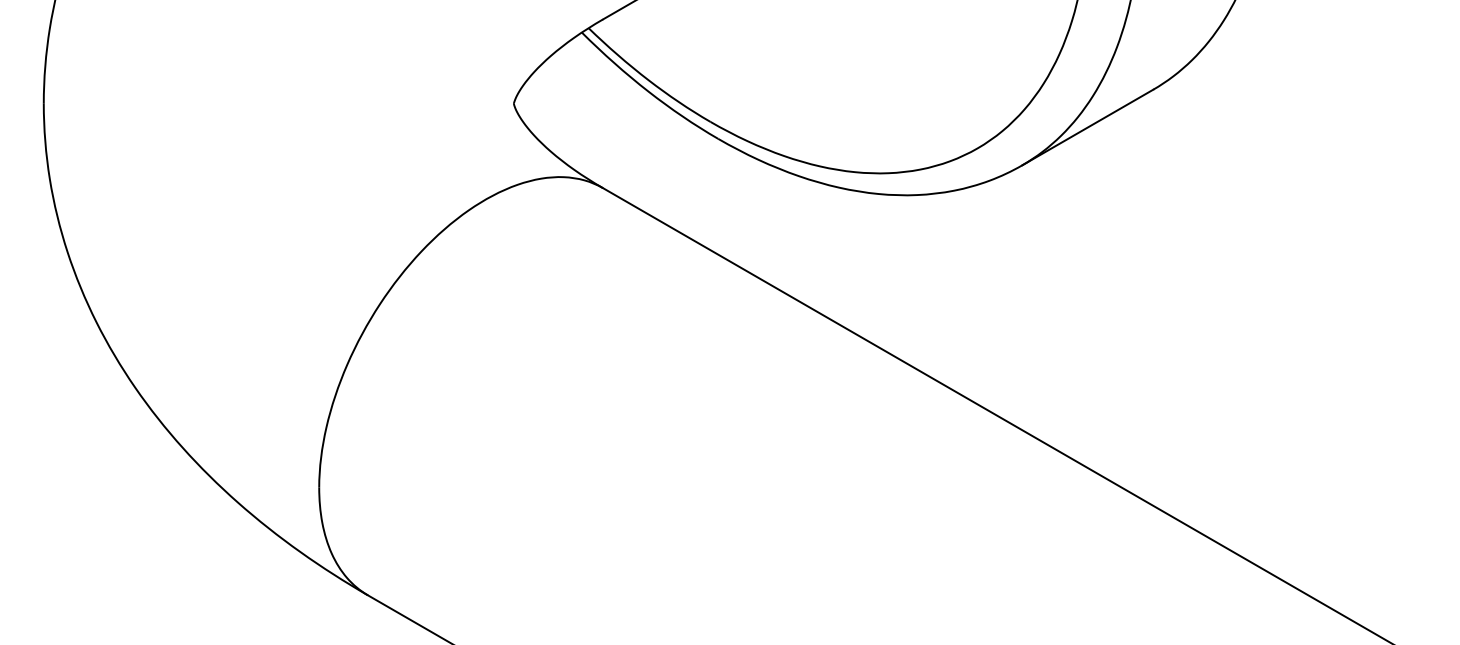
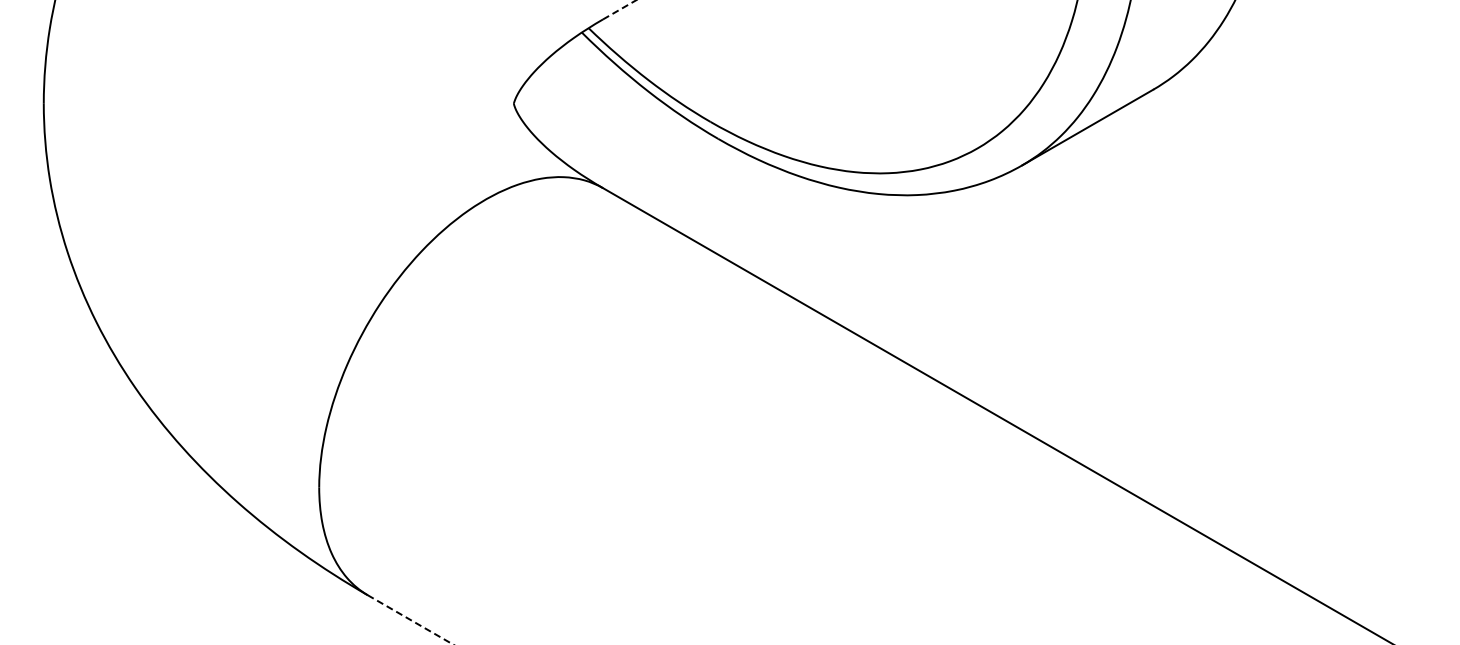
line: solid -> dashed (620, 9)
line: solid -> dashed (410, 619)
